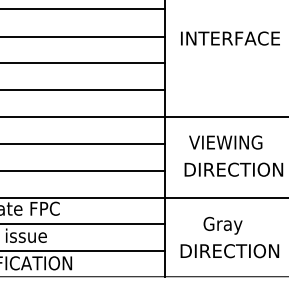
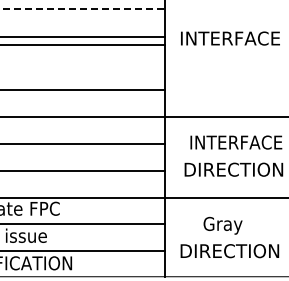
line: solid -> dashed (83, 9)
line position: (83, 63) -> (83, 45) (83, 45)
text: VIEWING -> INTERFACE (235, 142)
